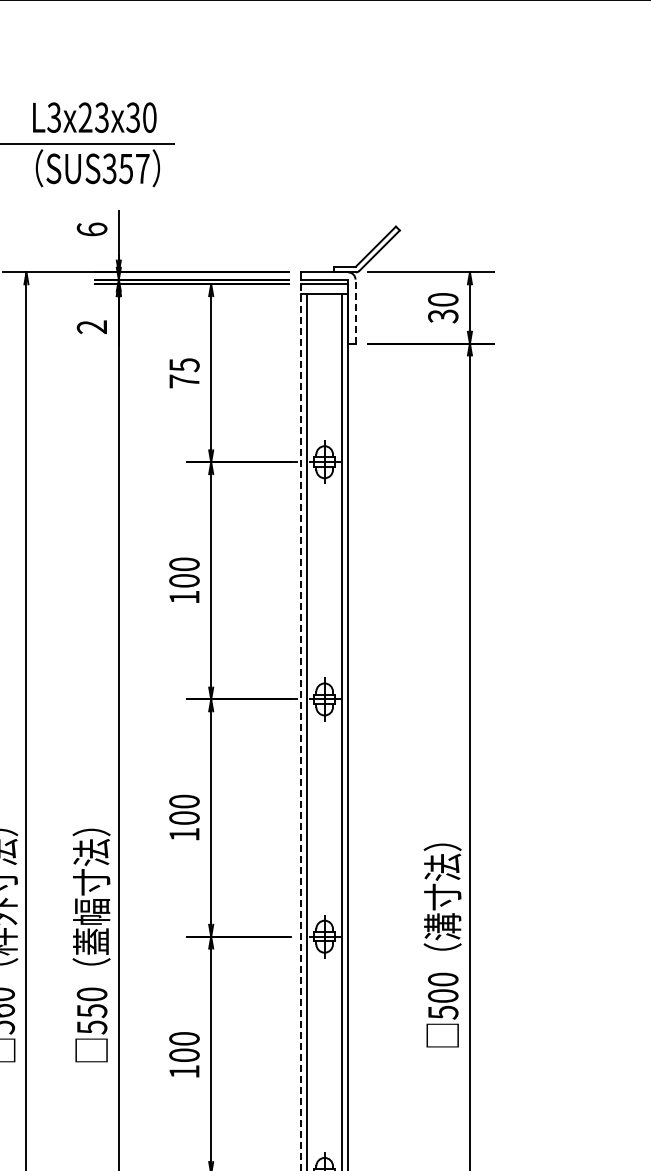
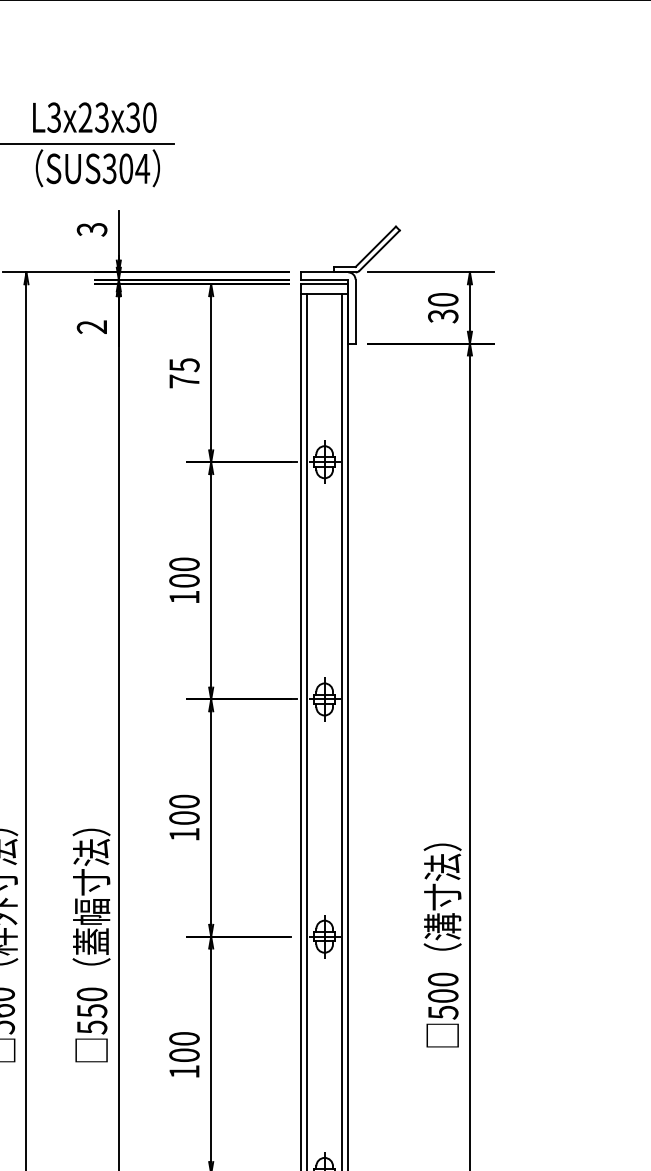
text: SUS357 -> SUS304 (134, 168)
text: 6 -> 3 (91, 229)
line: dashed -> solid (355, 311)
line: dashed -> solid (300, 727)
